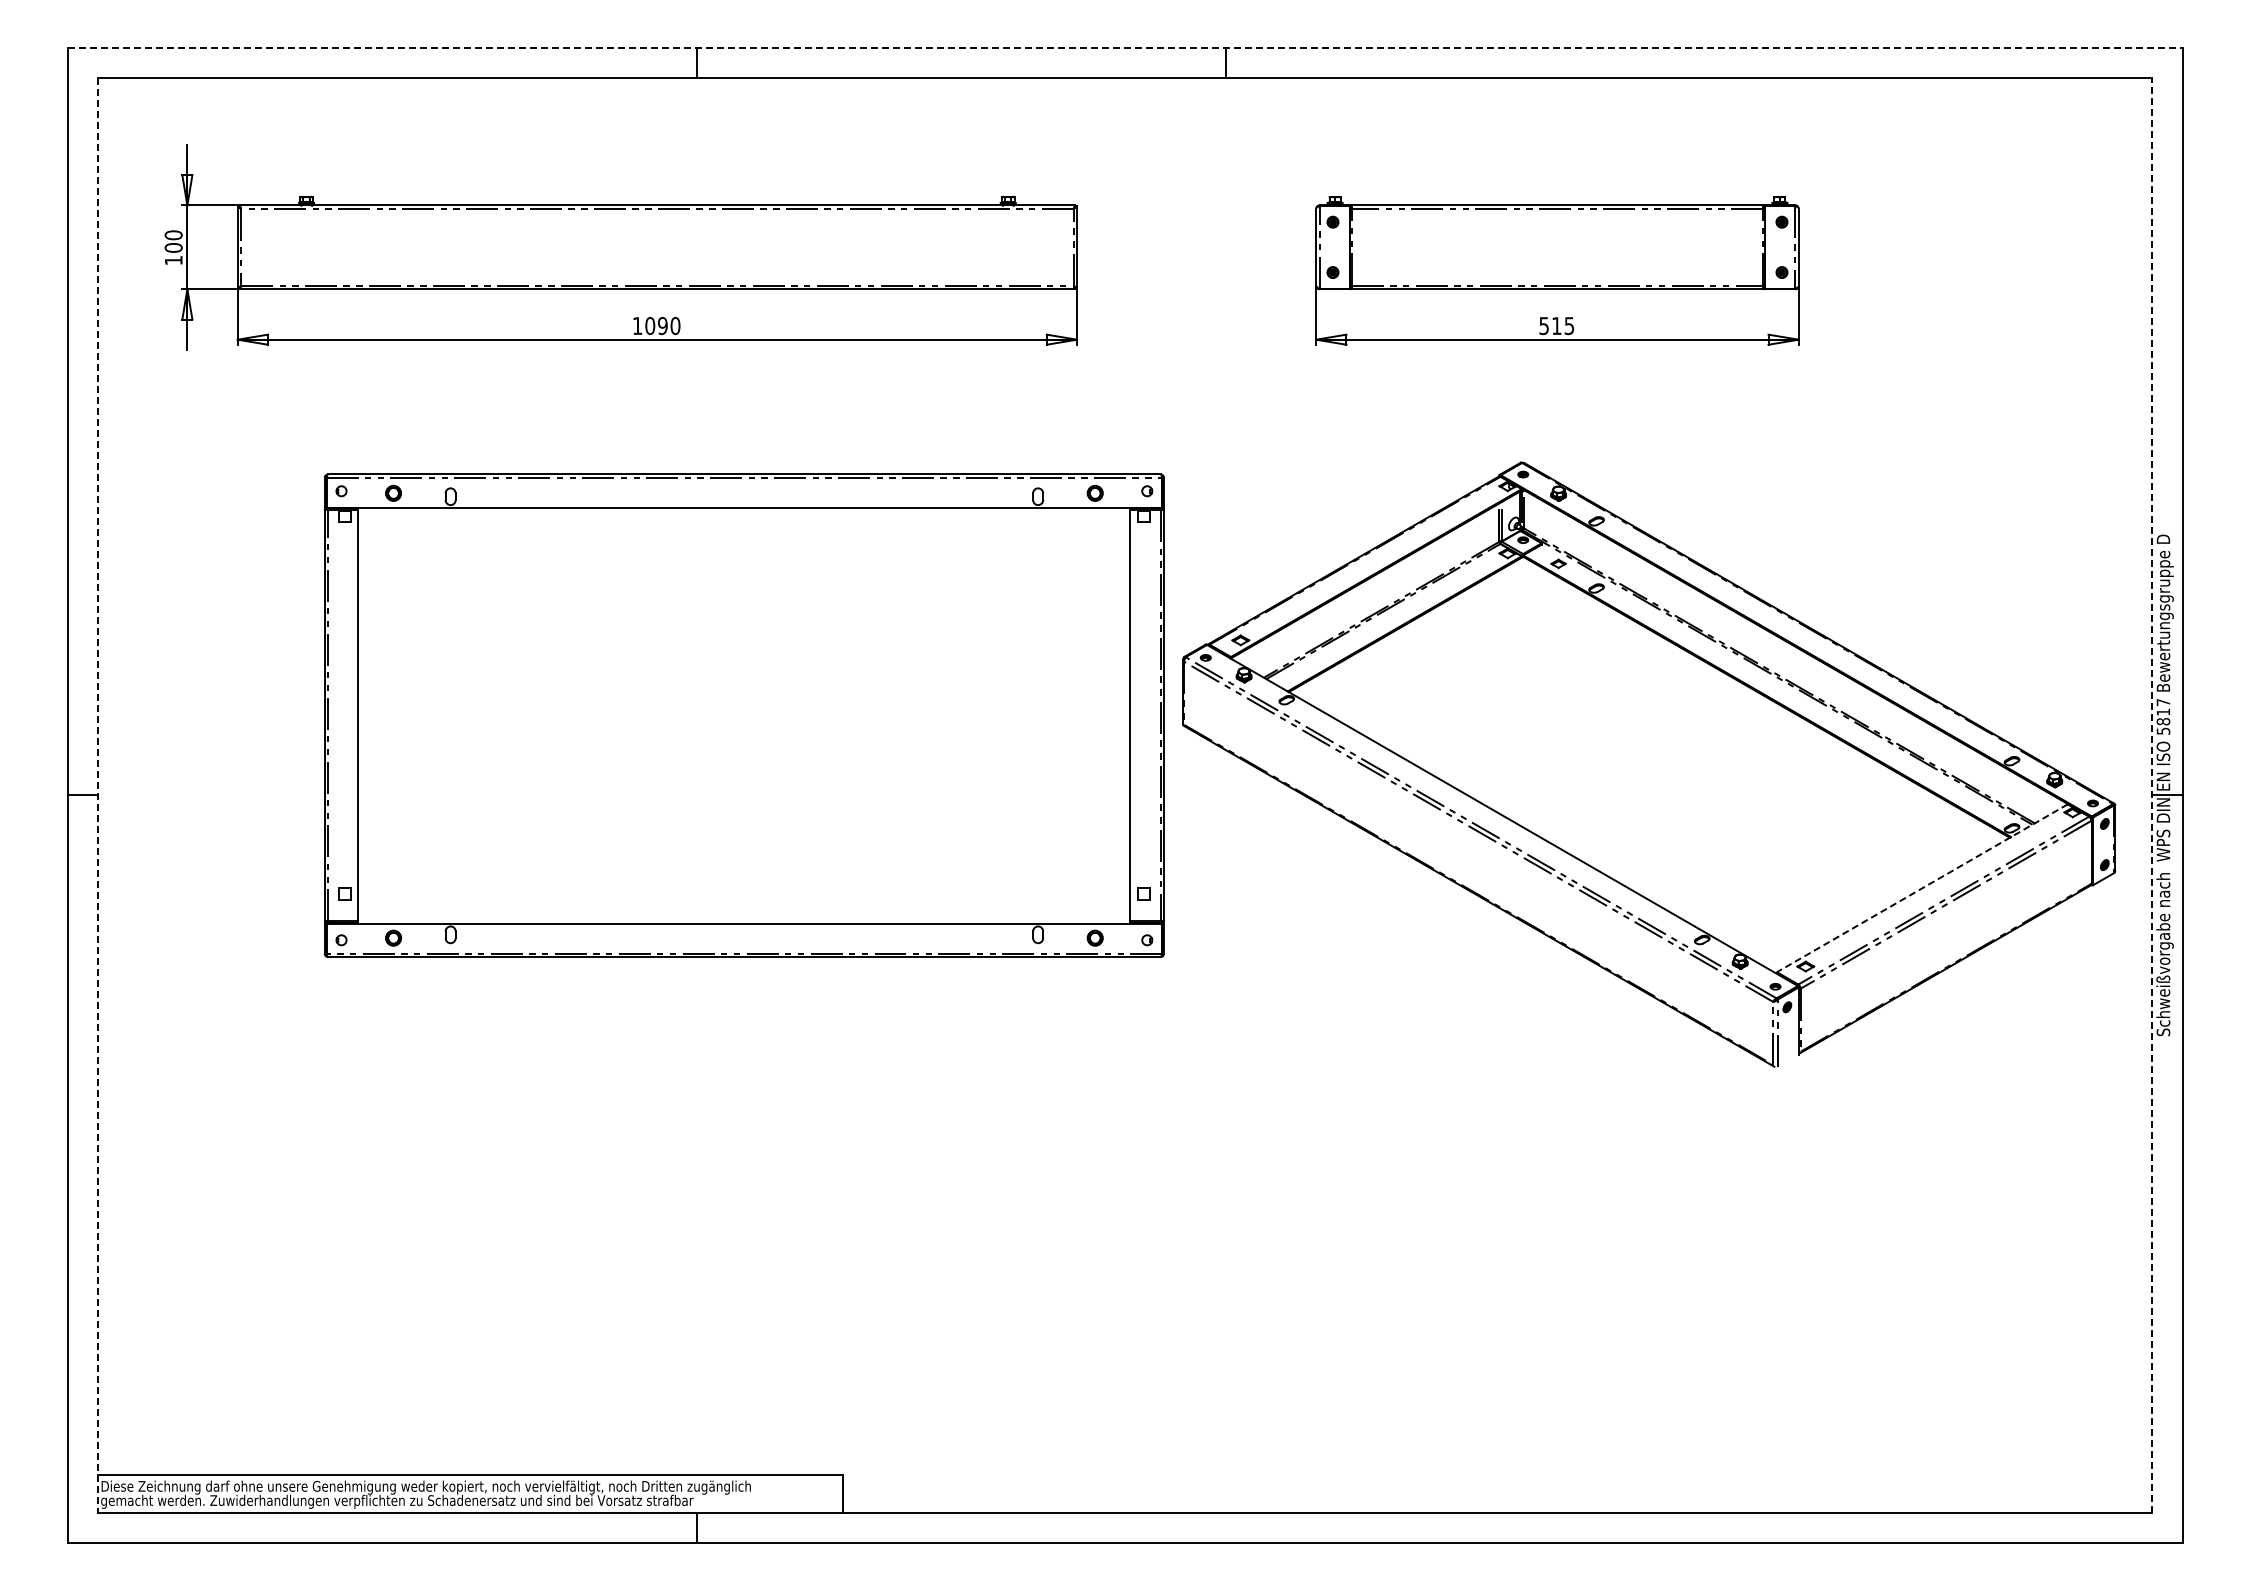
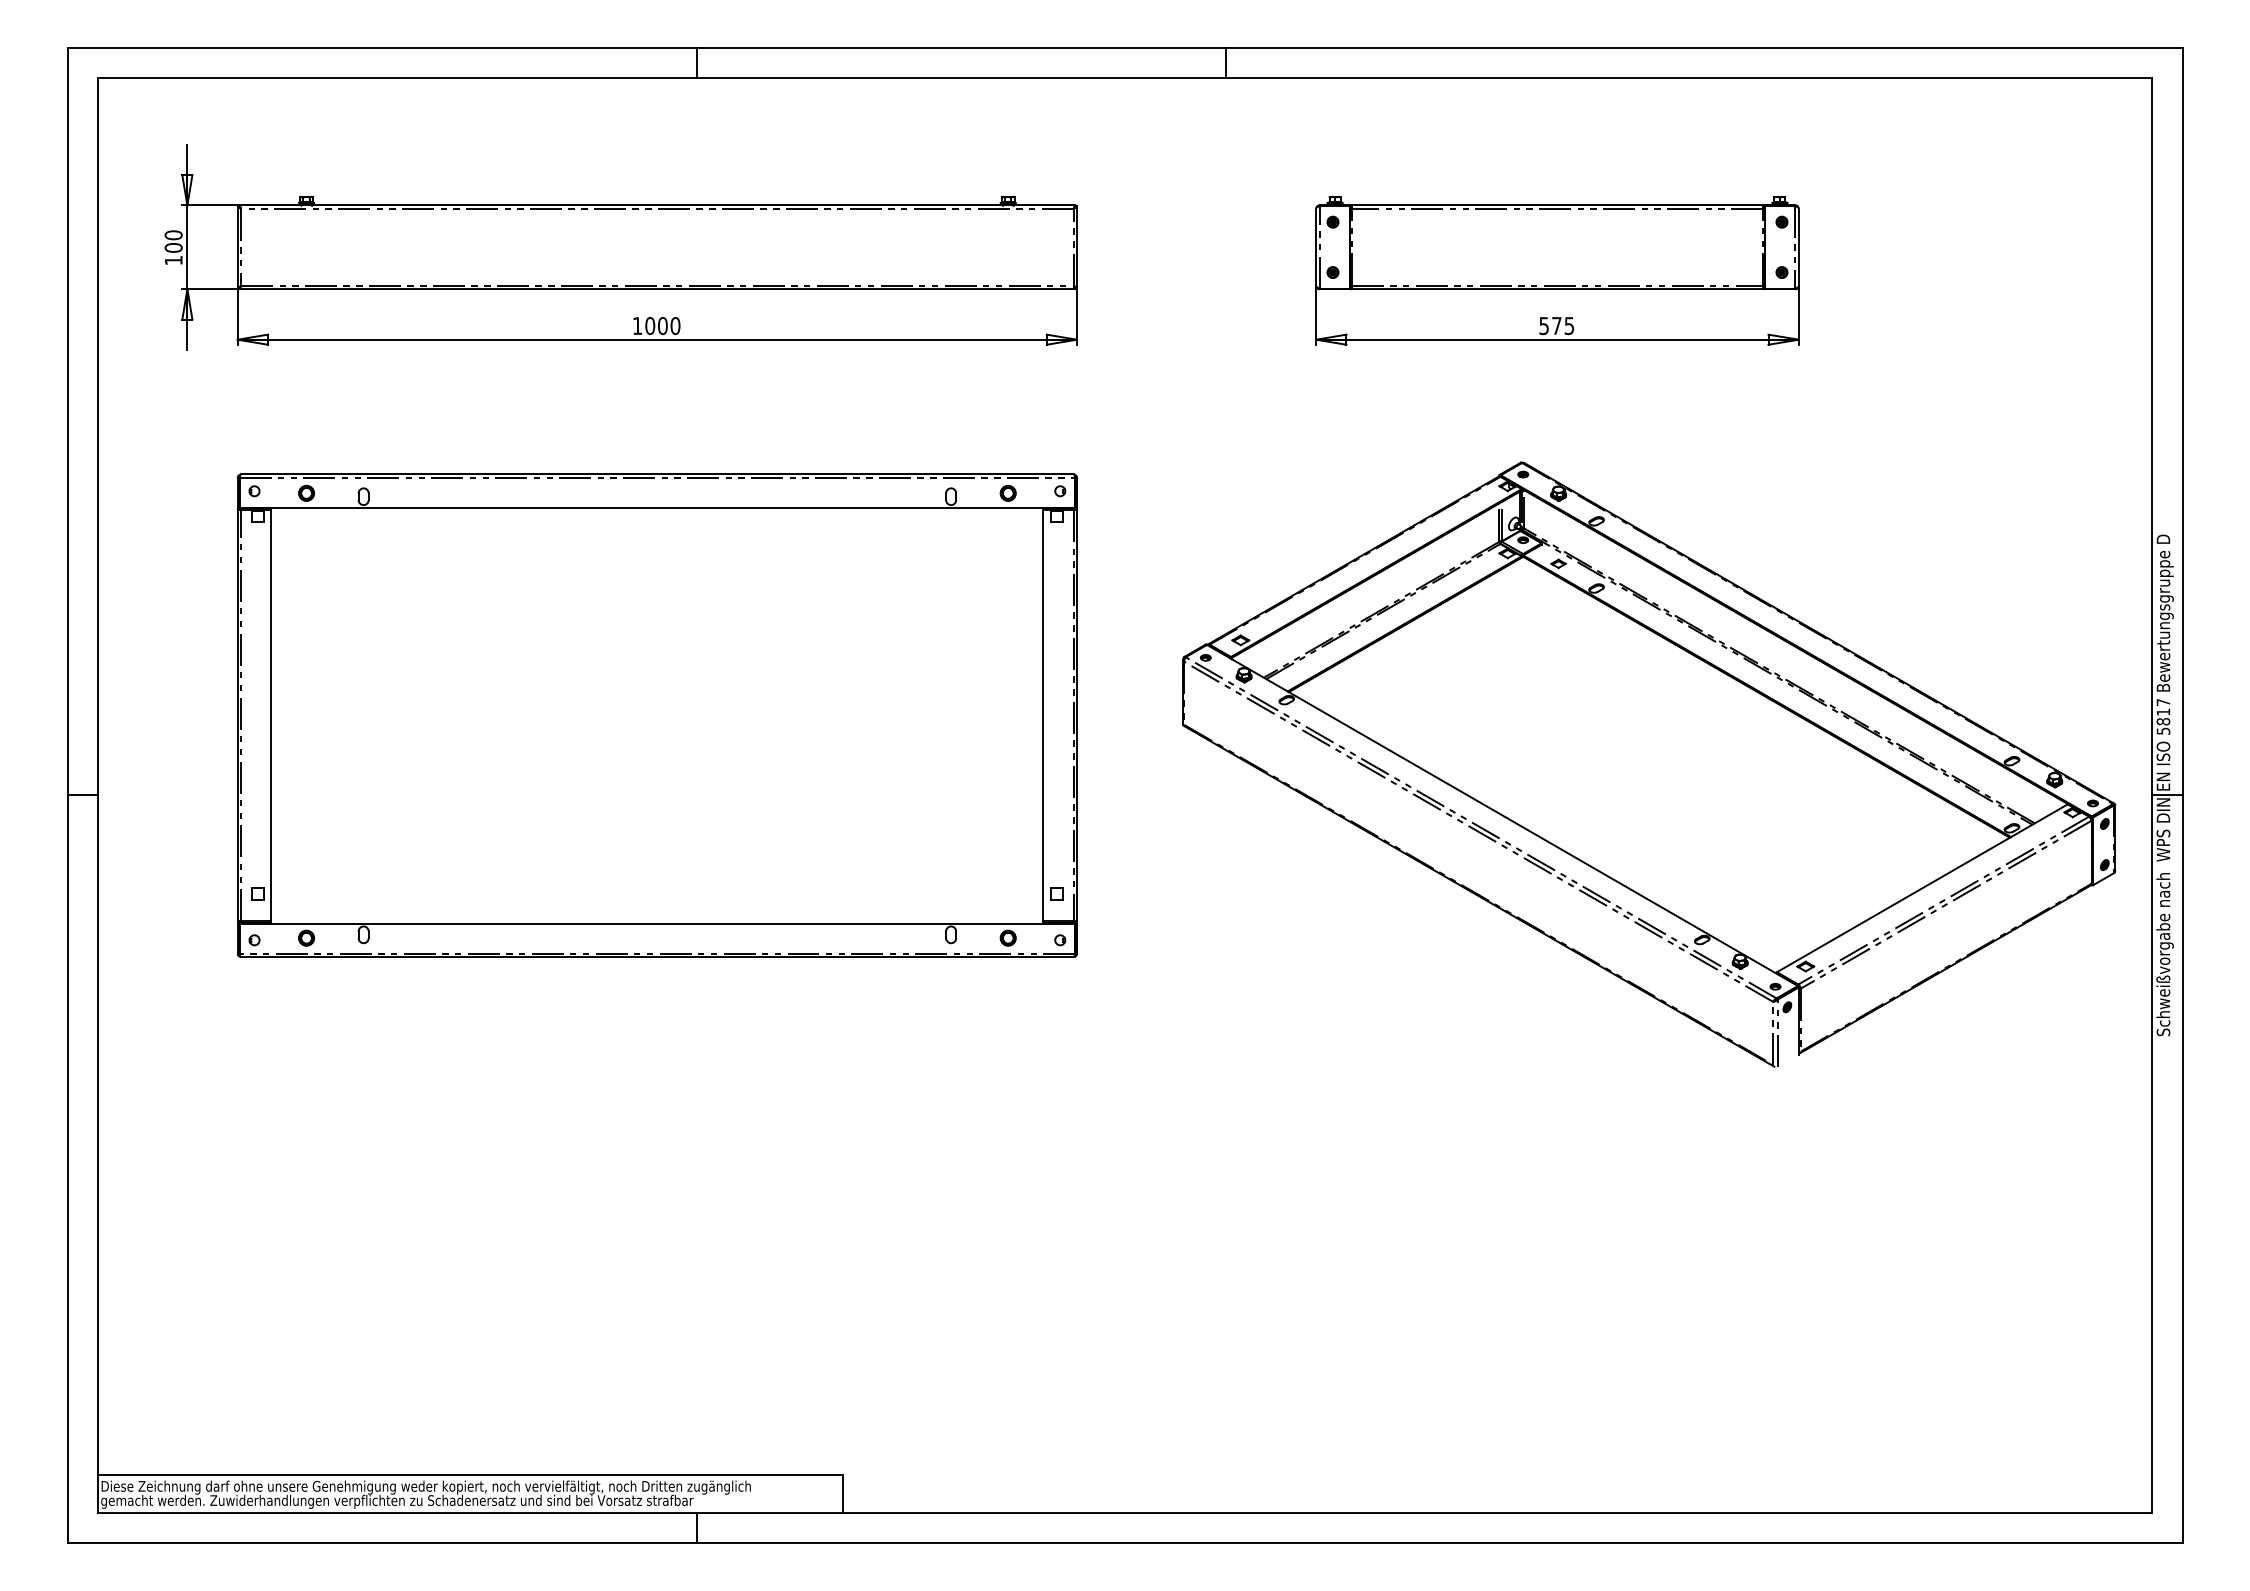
line: dashed -> solid (1125, 47)
text: 515 -> 575 (1556, 325)
text: 1090 -> 1000 (662, 326)
part position: (743, 715) -> (656, 715) (656, 715)
line: dashed -> solid (97, 795)
line: dashed -> solid (2152, 795)
line: dashed -> solid (1922, 888)
